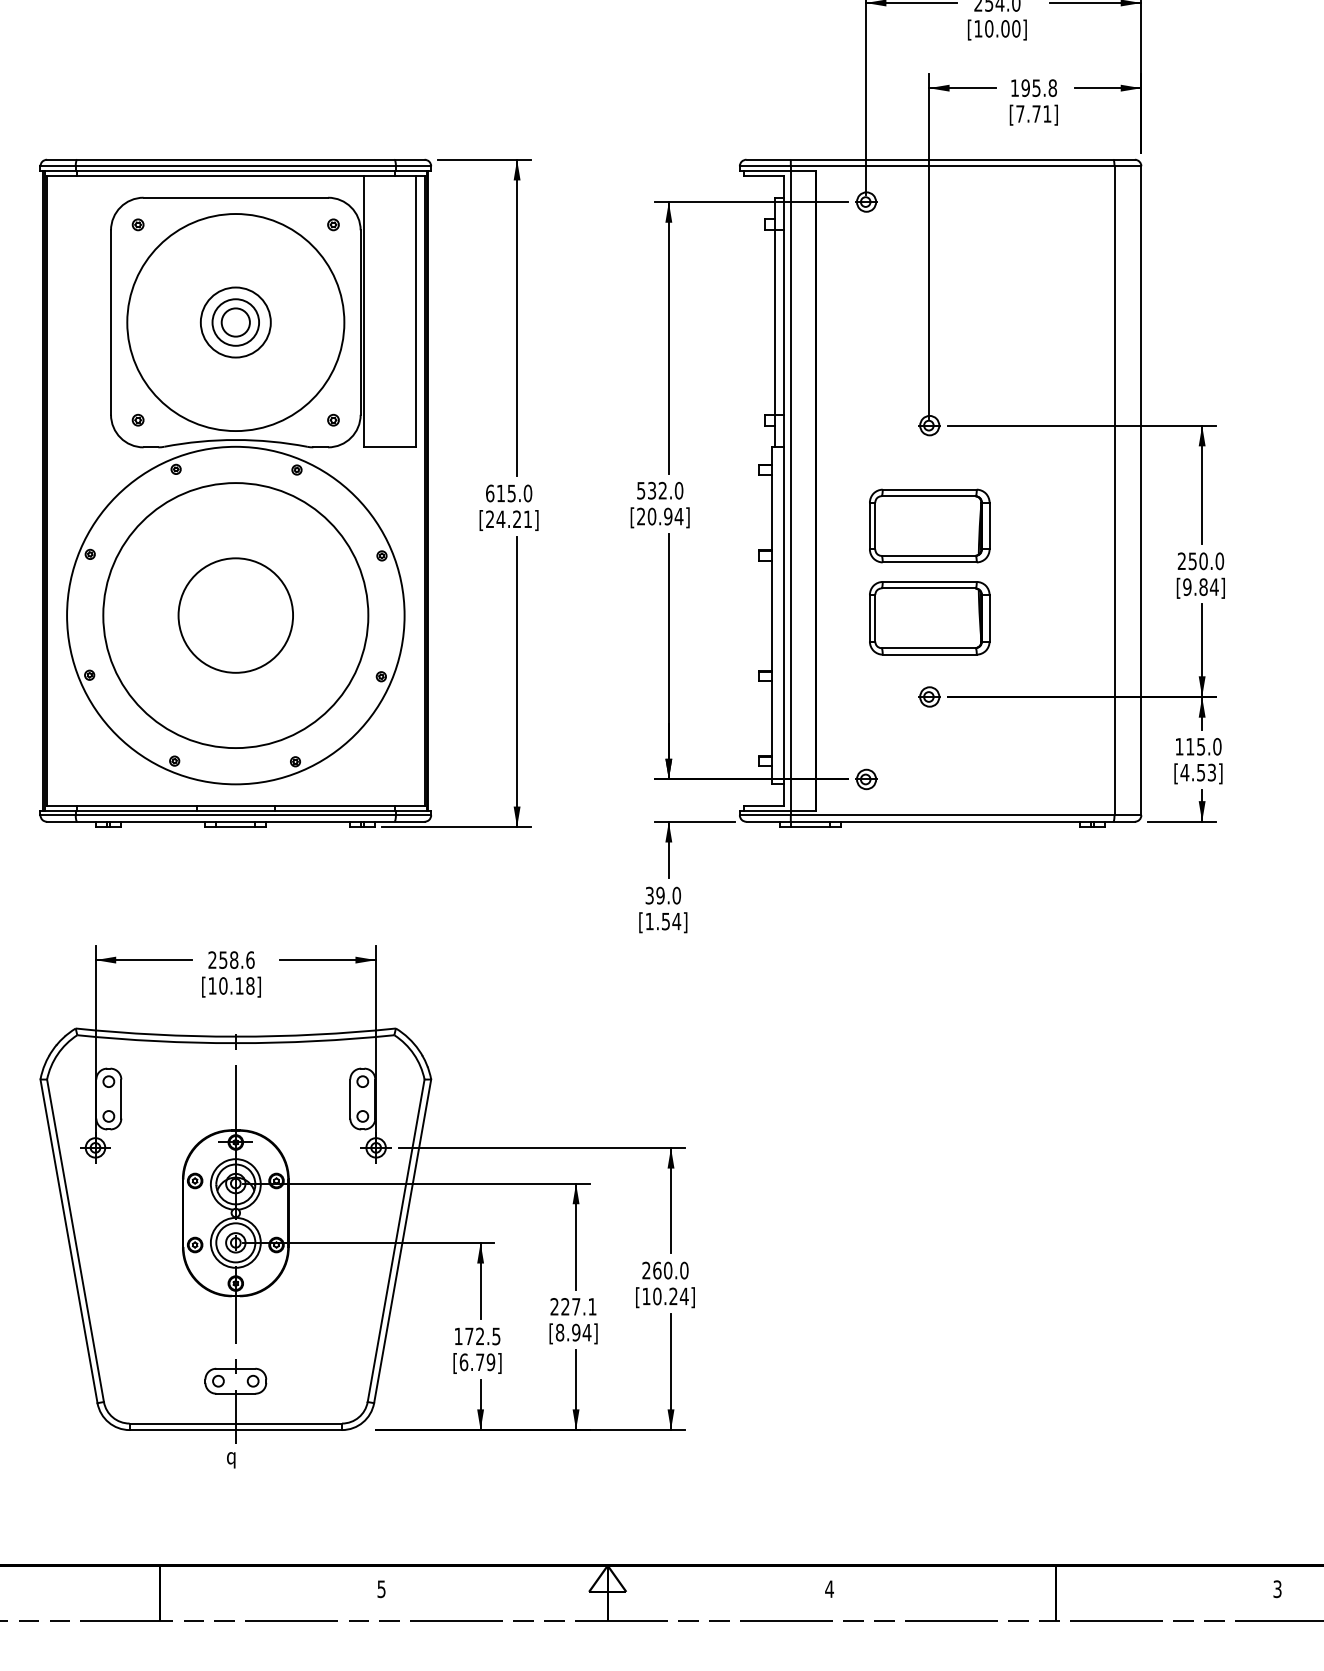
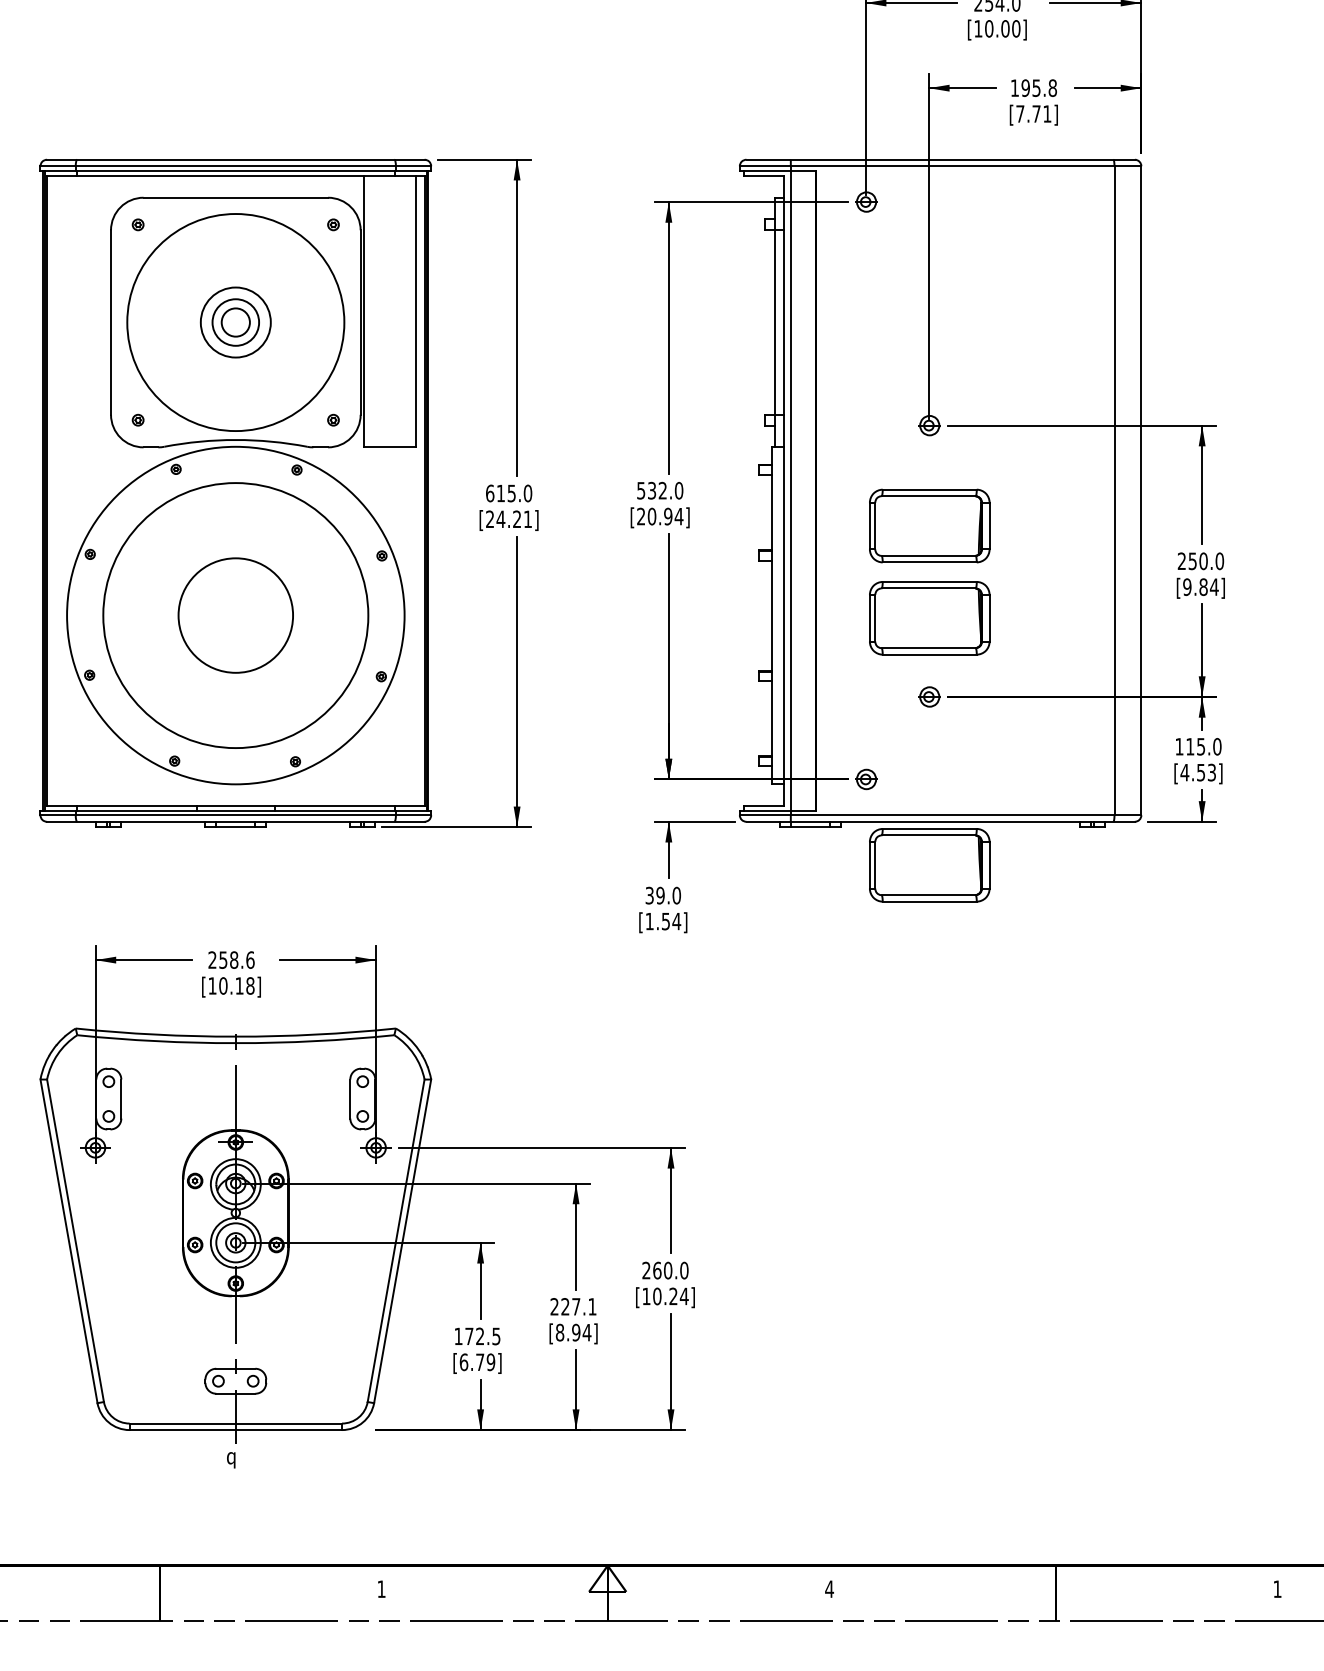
part: none -> present (929, 865)
text: 5 -> 1 (381, 1589)
text: 3 -> 1 (1277, 1589)
